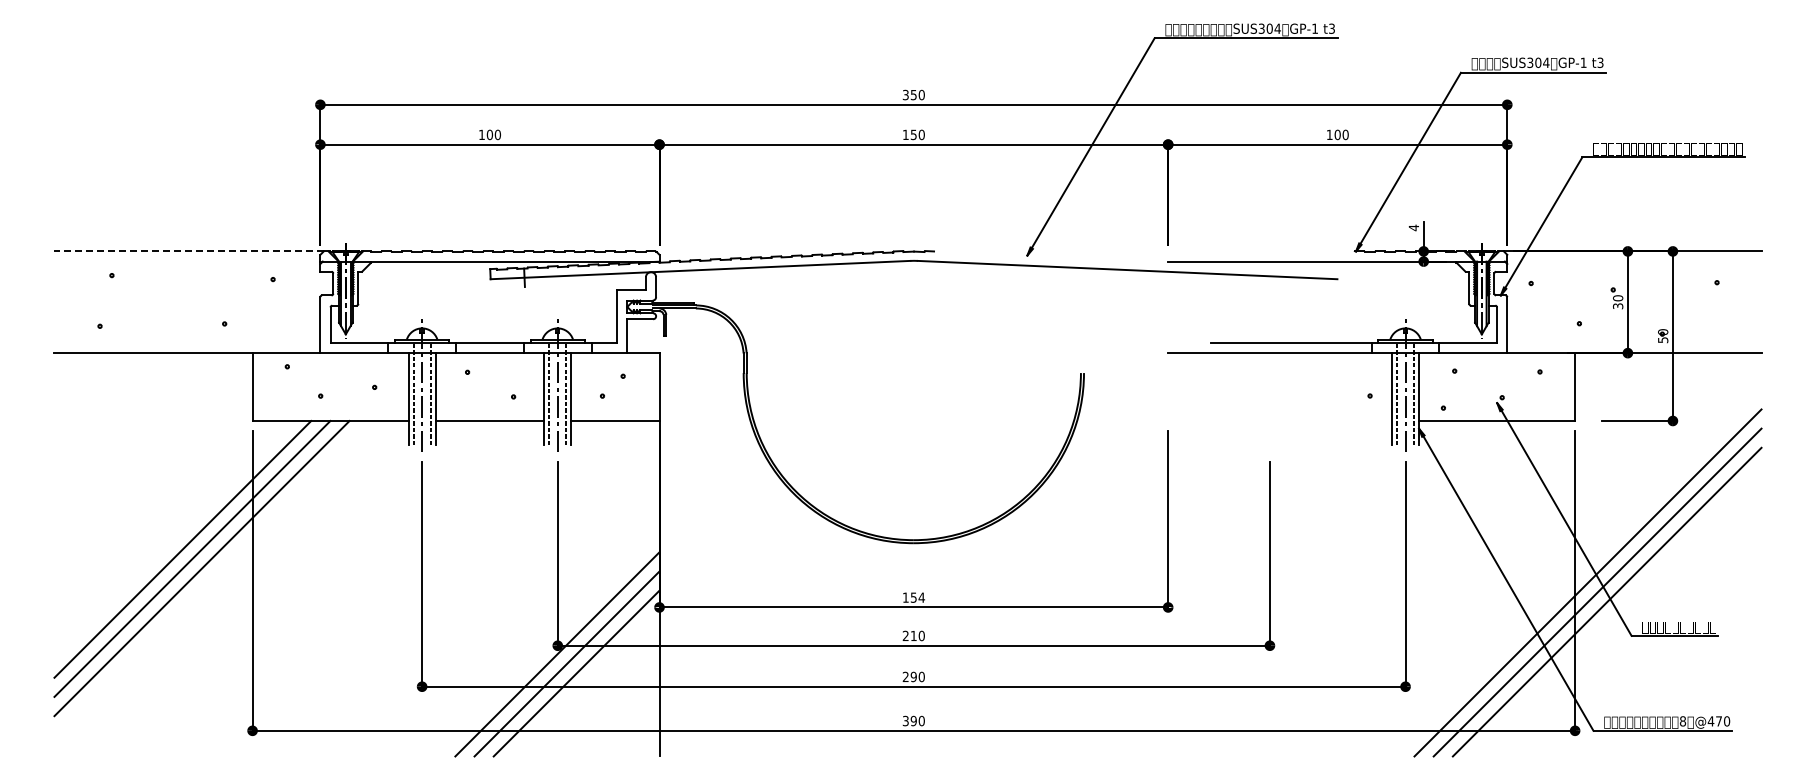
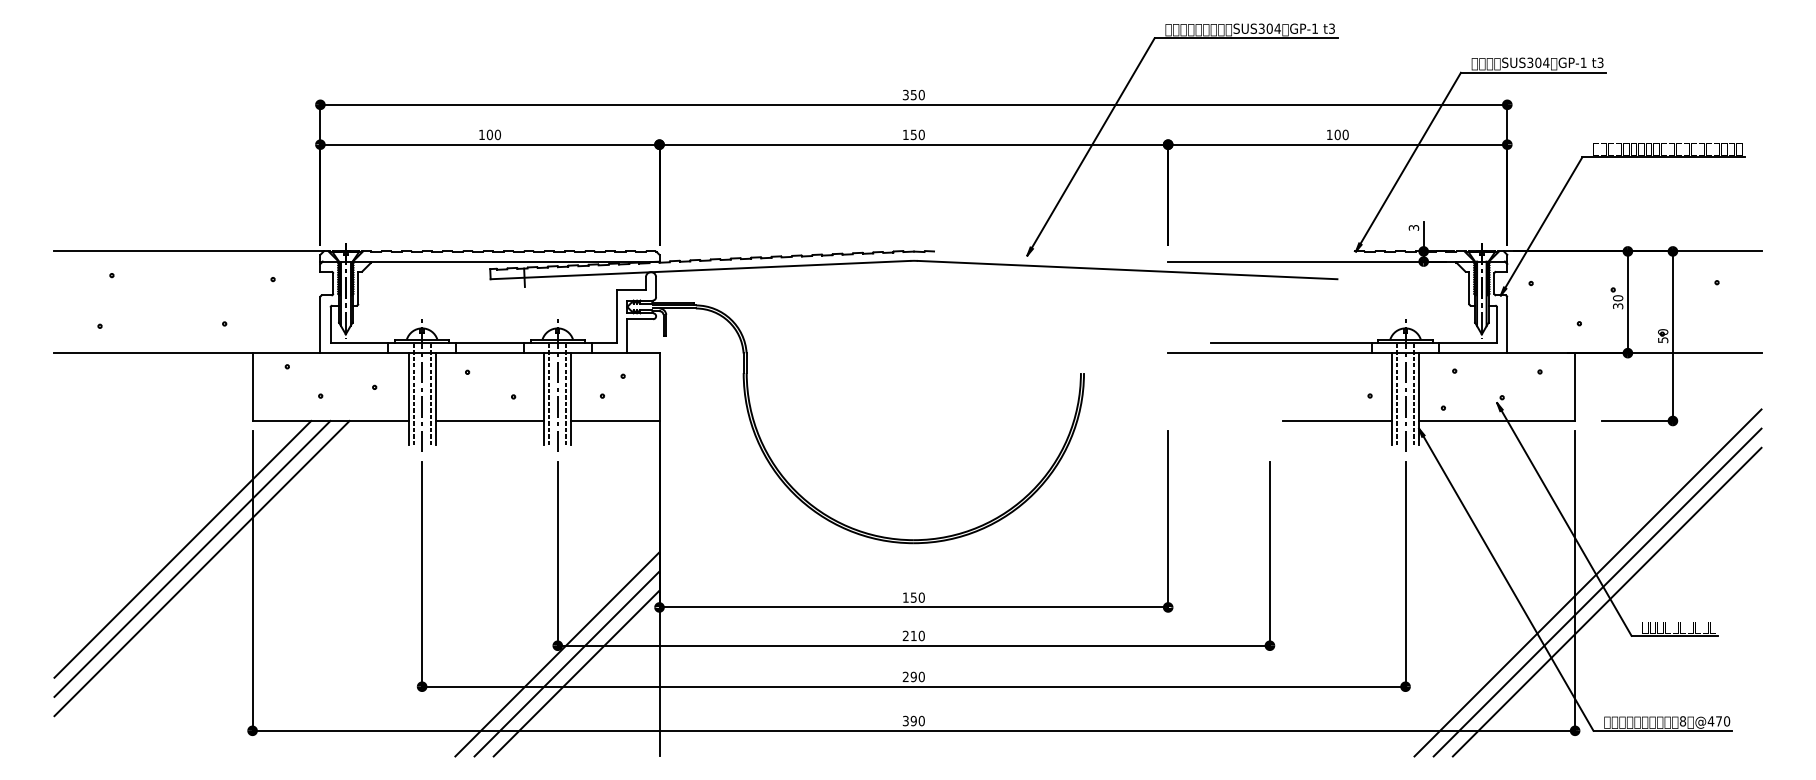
text: 4 -> 3 (1413, 227)
line: dashed -> solid (189, 251)
line: none -> present (1337, 420)
text: 154 -> 150 (921, 597)
